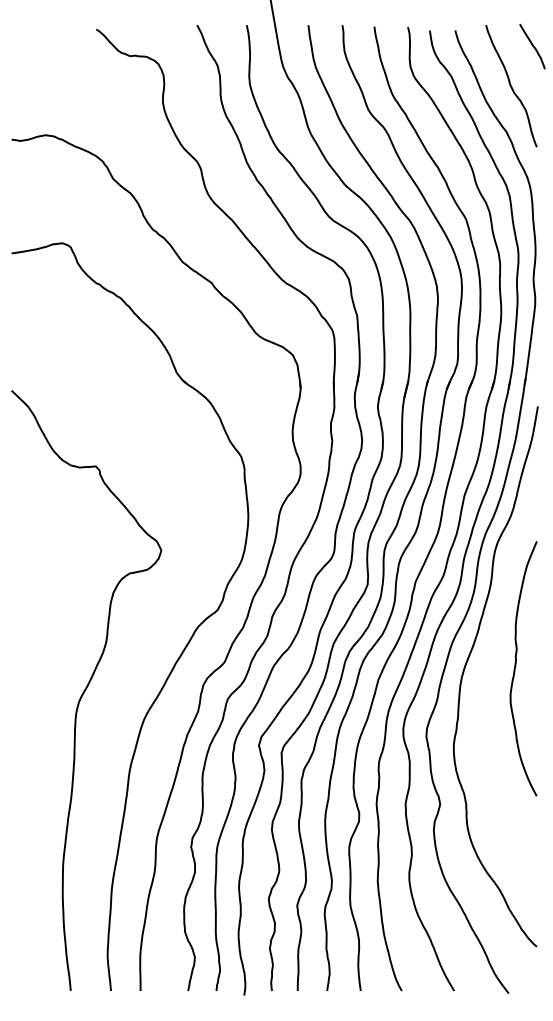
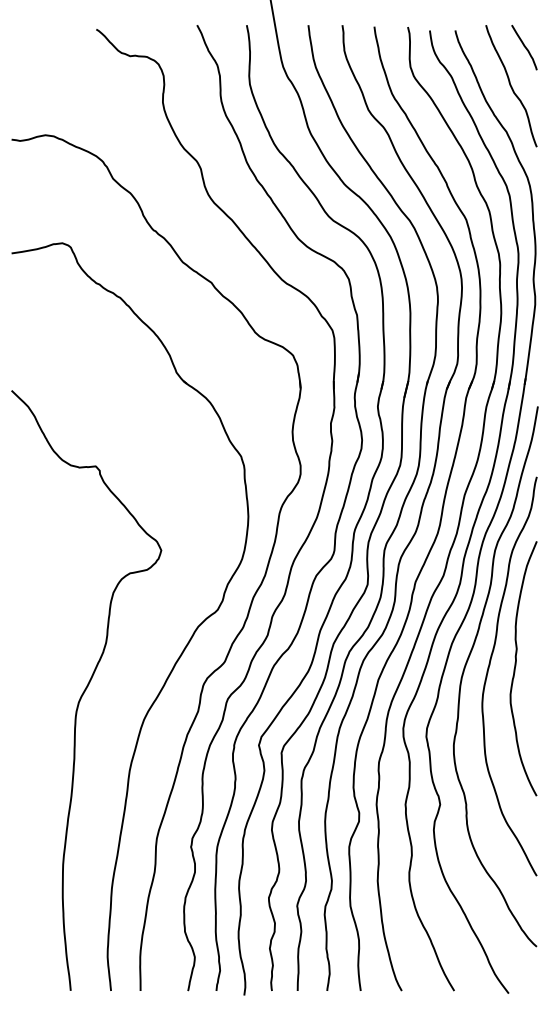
curve position: (532, 46) -> (524, 47) (524, 47)
curve: none -> present (488, 673)
